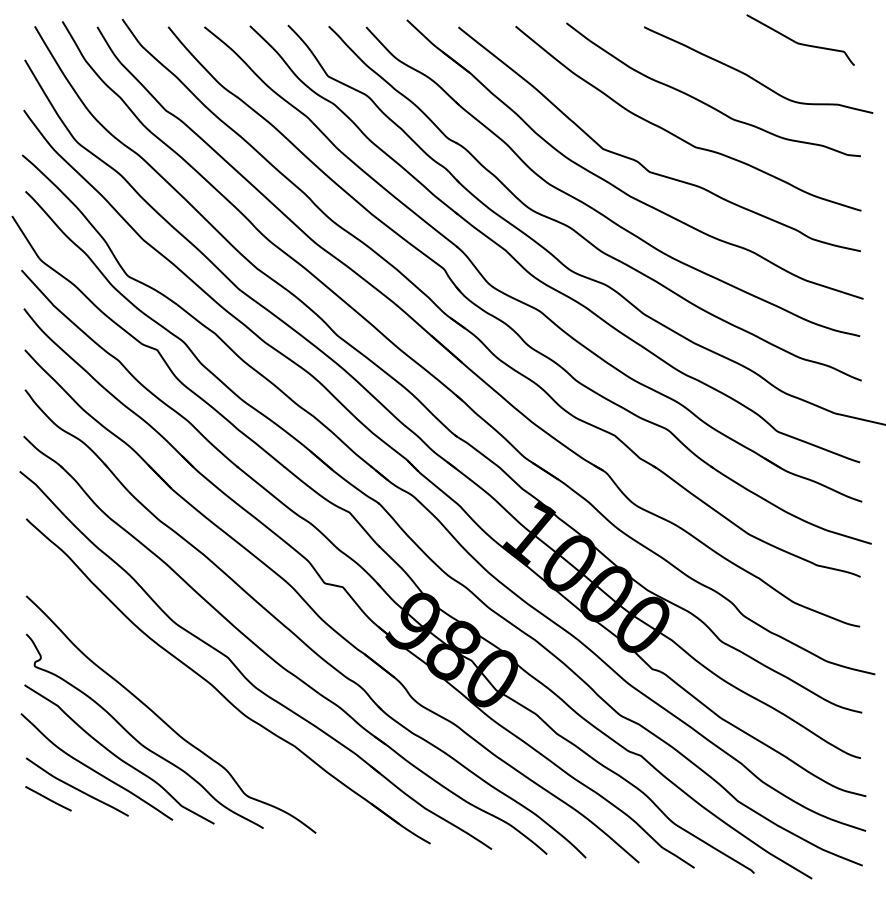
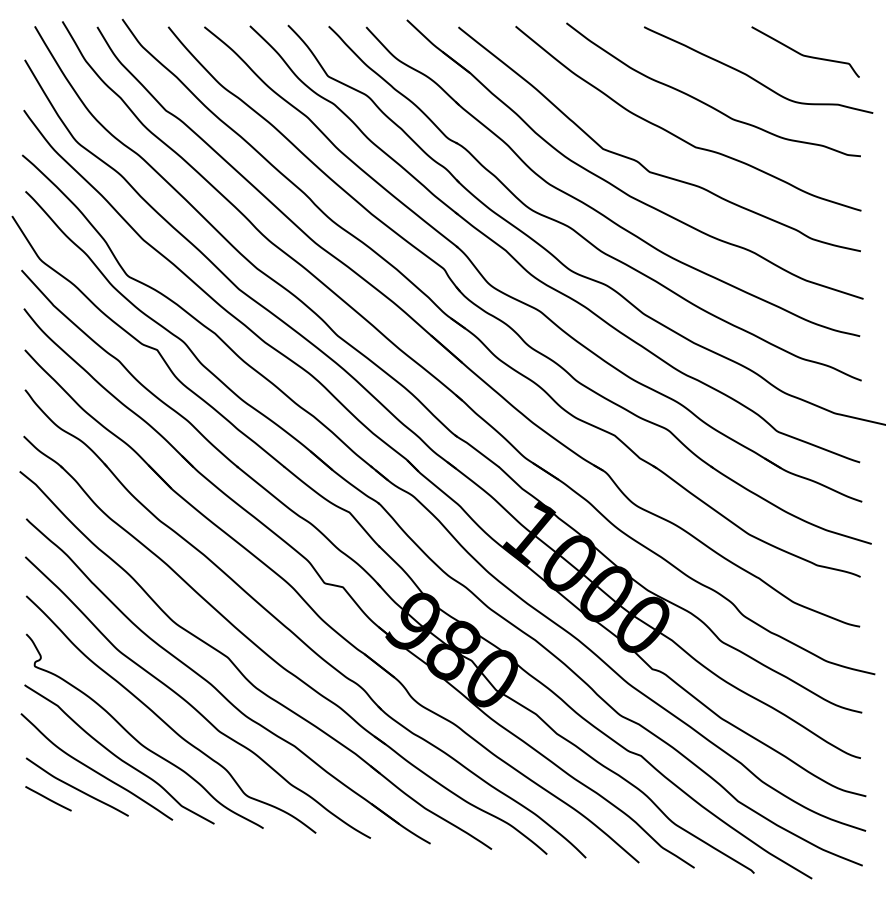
curve position: (799, 42) -> (804, 54) (804, 54)
curve: none -> present (191, 704)
